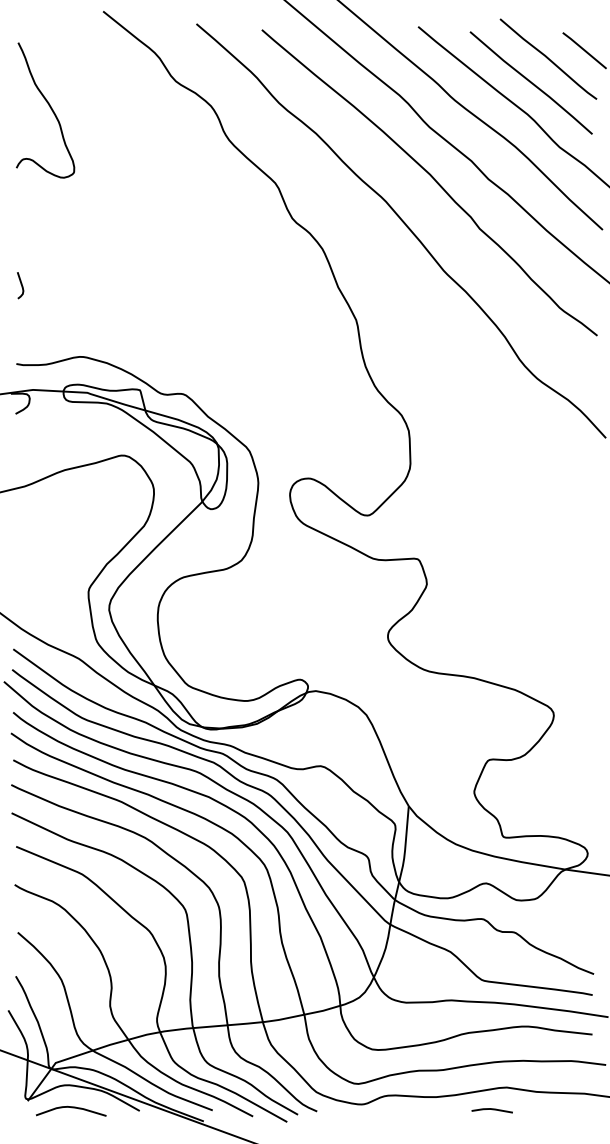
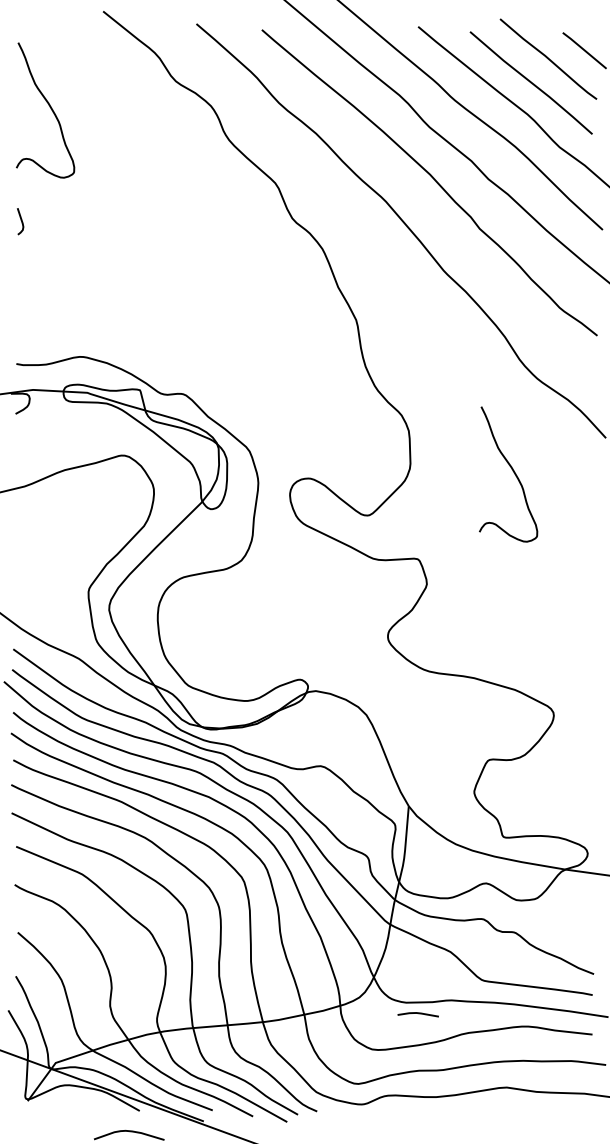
curve position: (20, 284) -> (20, 220) (20, 220)
curve: none -> present (512, 471)
curve position: (71, 1108) -> (129, 1132) (129, 1132)
line position: (491, 1109) -> (417, 1013) (417, 1013)
